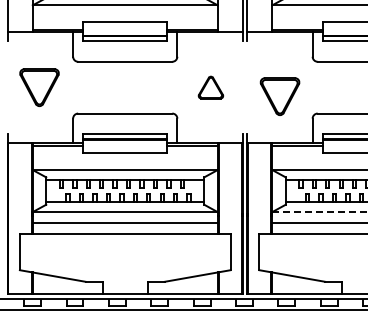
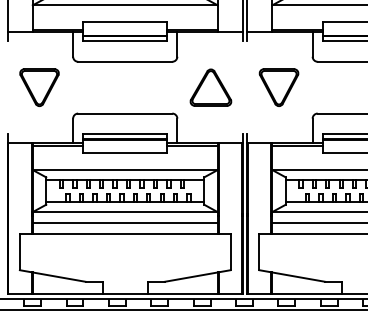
part size: 28x25 px -> 44x39 px (210, 87)
part position: (279, 96) -> (278, 87) (278, 87)
line: dashed -> solid (320, 212)
